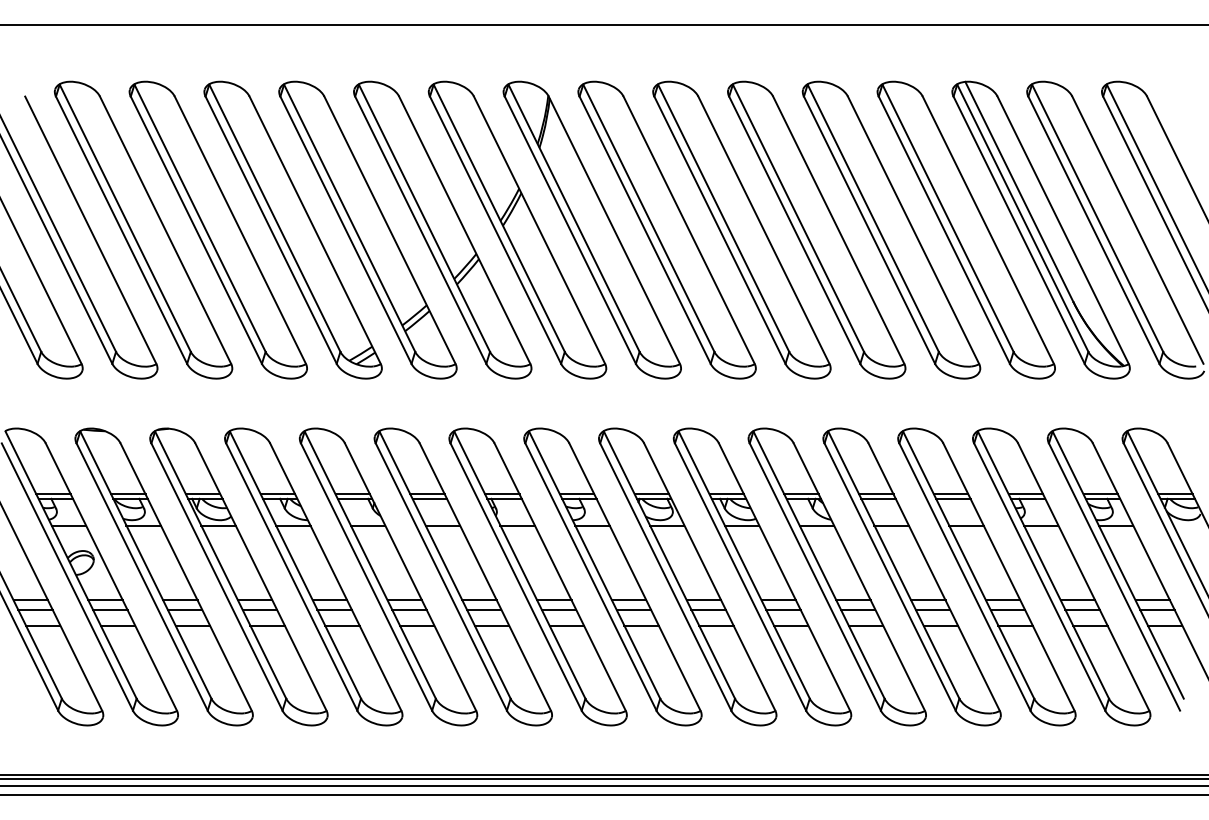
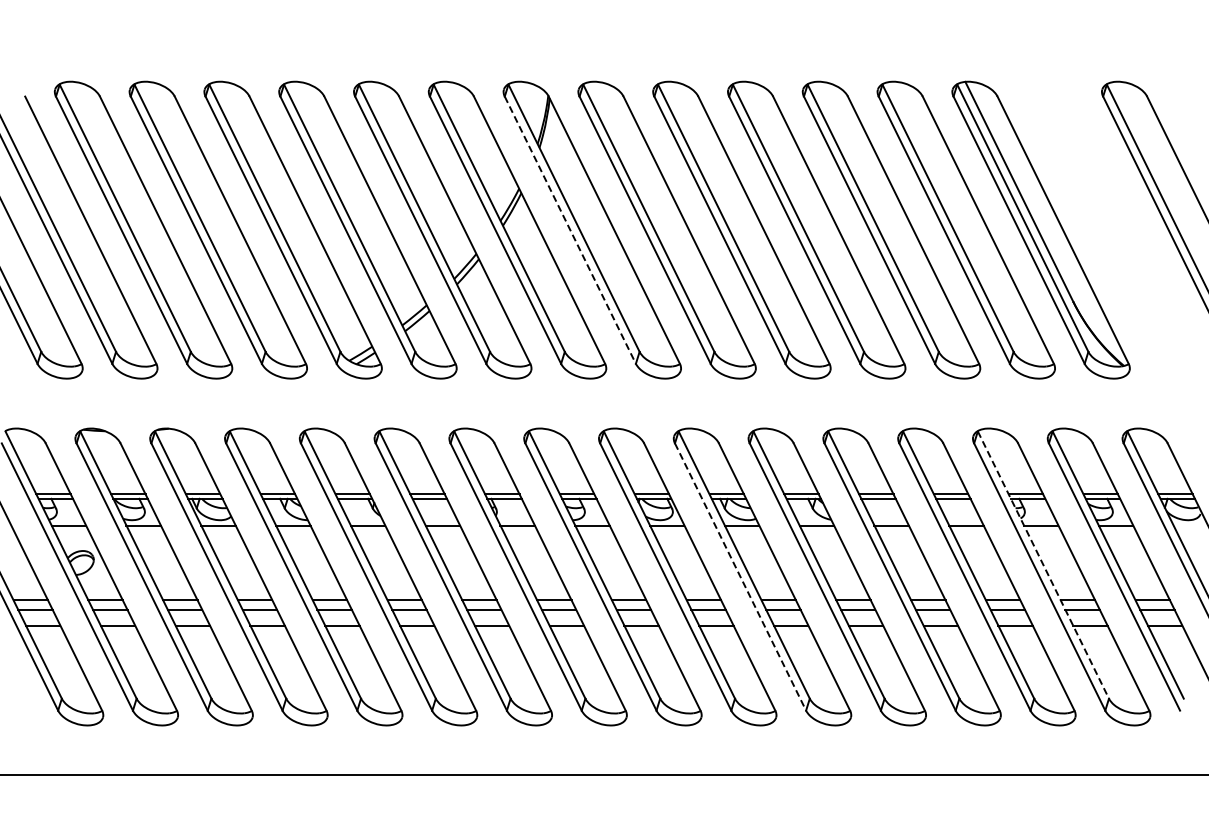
line: present -> none (603, 24)
line: solid -> dashed (570, 230)
part: present -> none (1106, 233)
line: solid -> dashed (1043, 565)
line: solid -> dashed (740, 577)
line: present -> none (603, 778)
line: present -> none (603, 785)
line: present -> none (603, 795)
